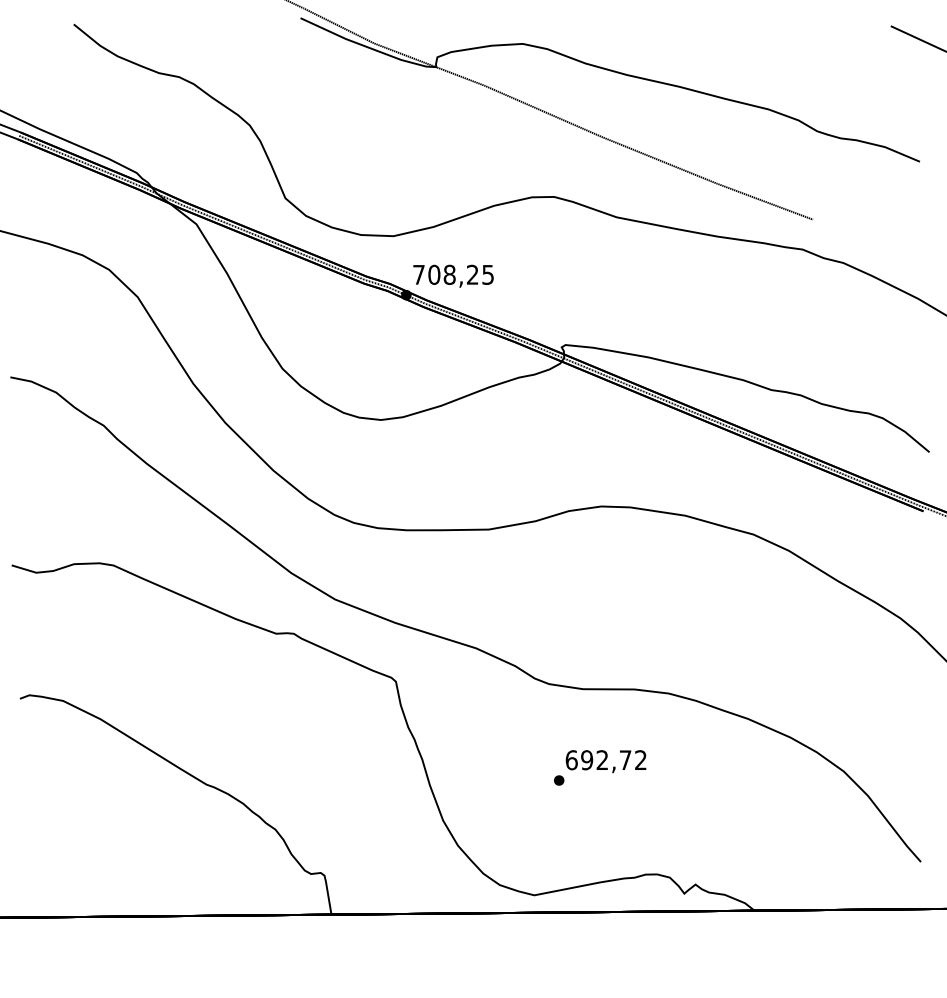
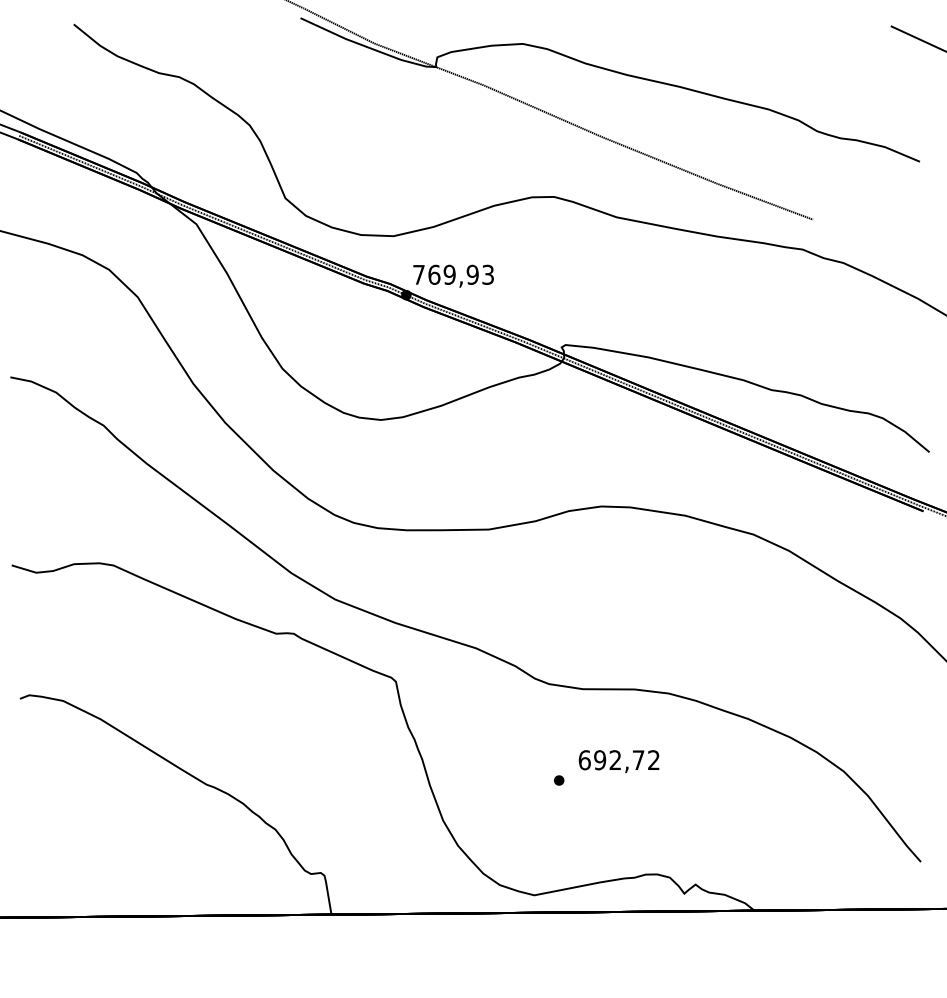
text: 708,25 -> 769,93 (460, 274)
text position: (605, 761) -> (618, 761) (618, 761)
